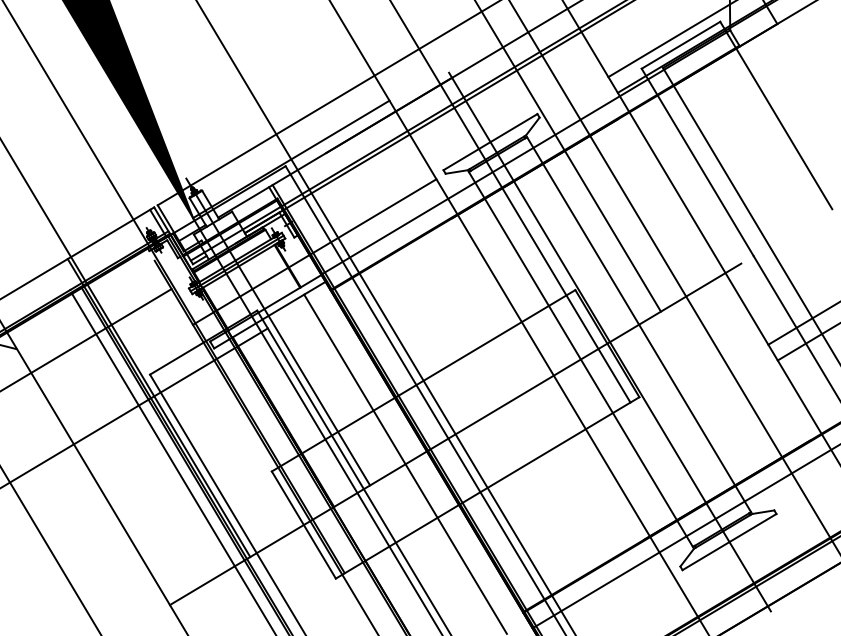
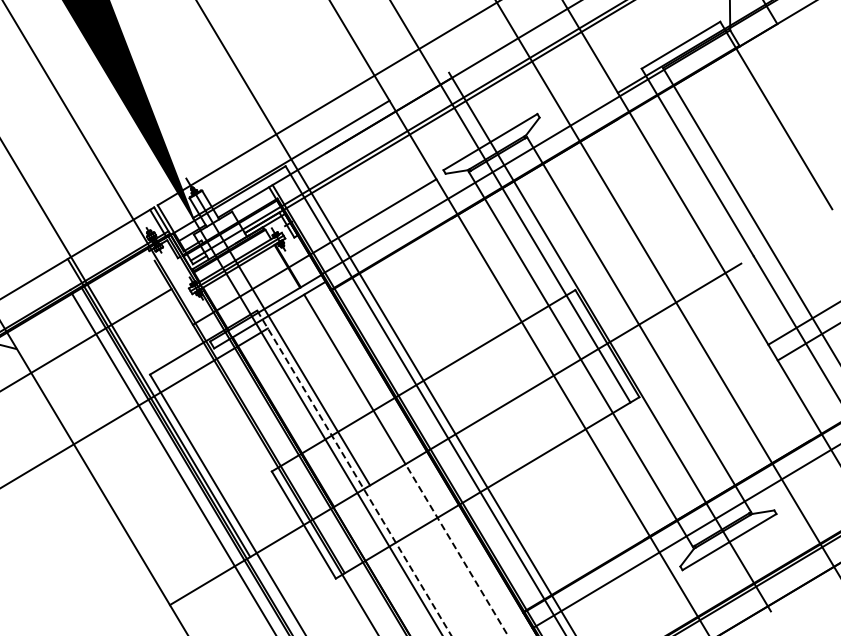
line: present -> none (670, 39)
line: present -> none (568, 156)
line position: (673, 276) -> (666, 287) (666, 287)
line: solid -> dashed (354, 473)
line: solid -> dashed (456, 549)
line: present -> none (50, 550)
